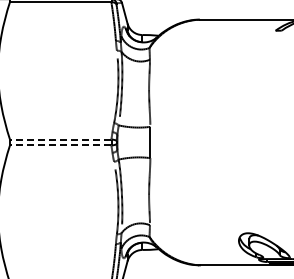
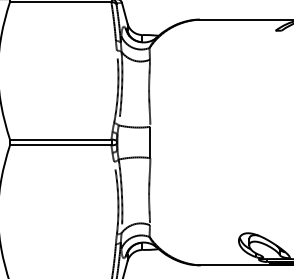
line: dashed -> solid (60, 139)
line: dashed -> solid (60, 145)
